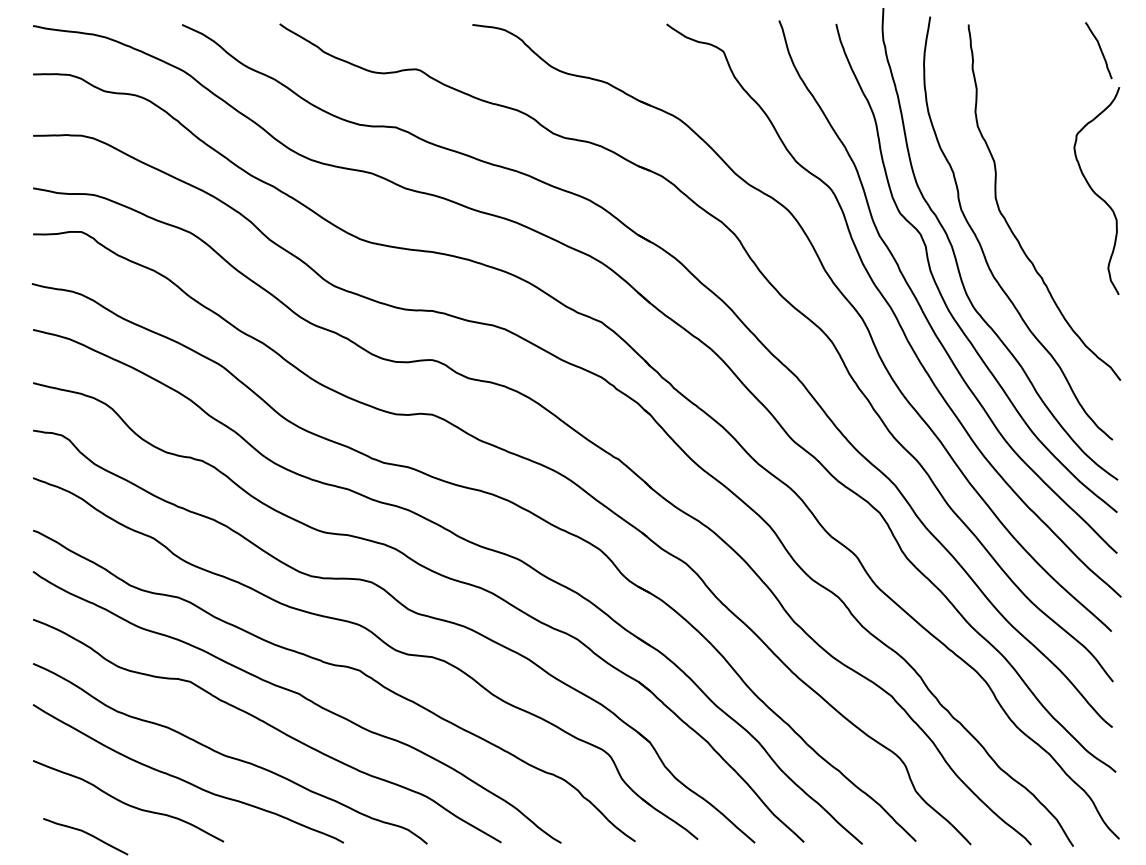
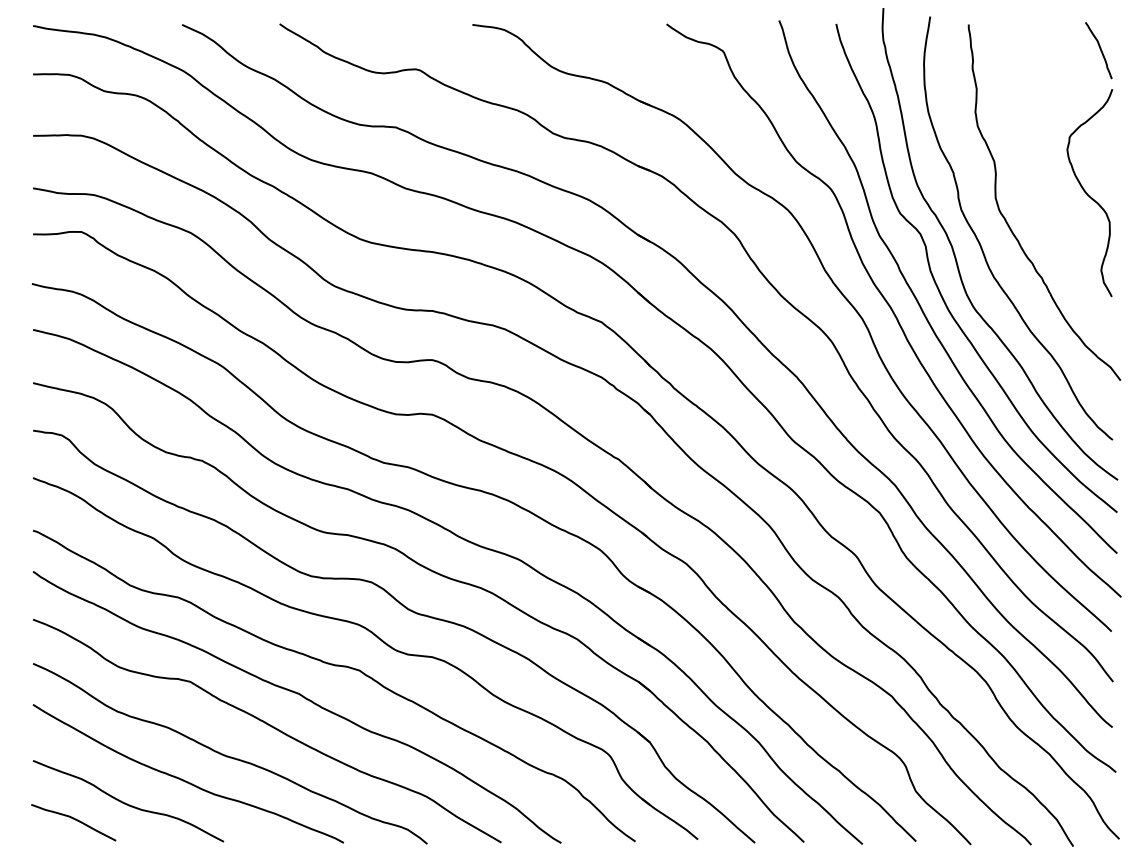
curve position: (1095, 192) -> (1088, 194) (1088, 194)
curve position: (87, 834) -> (75, 820) (75, 820)
